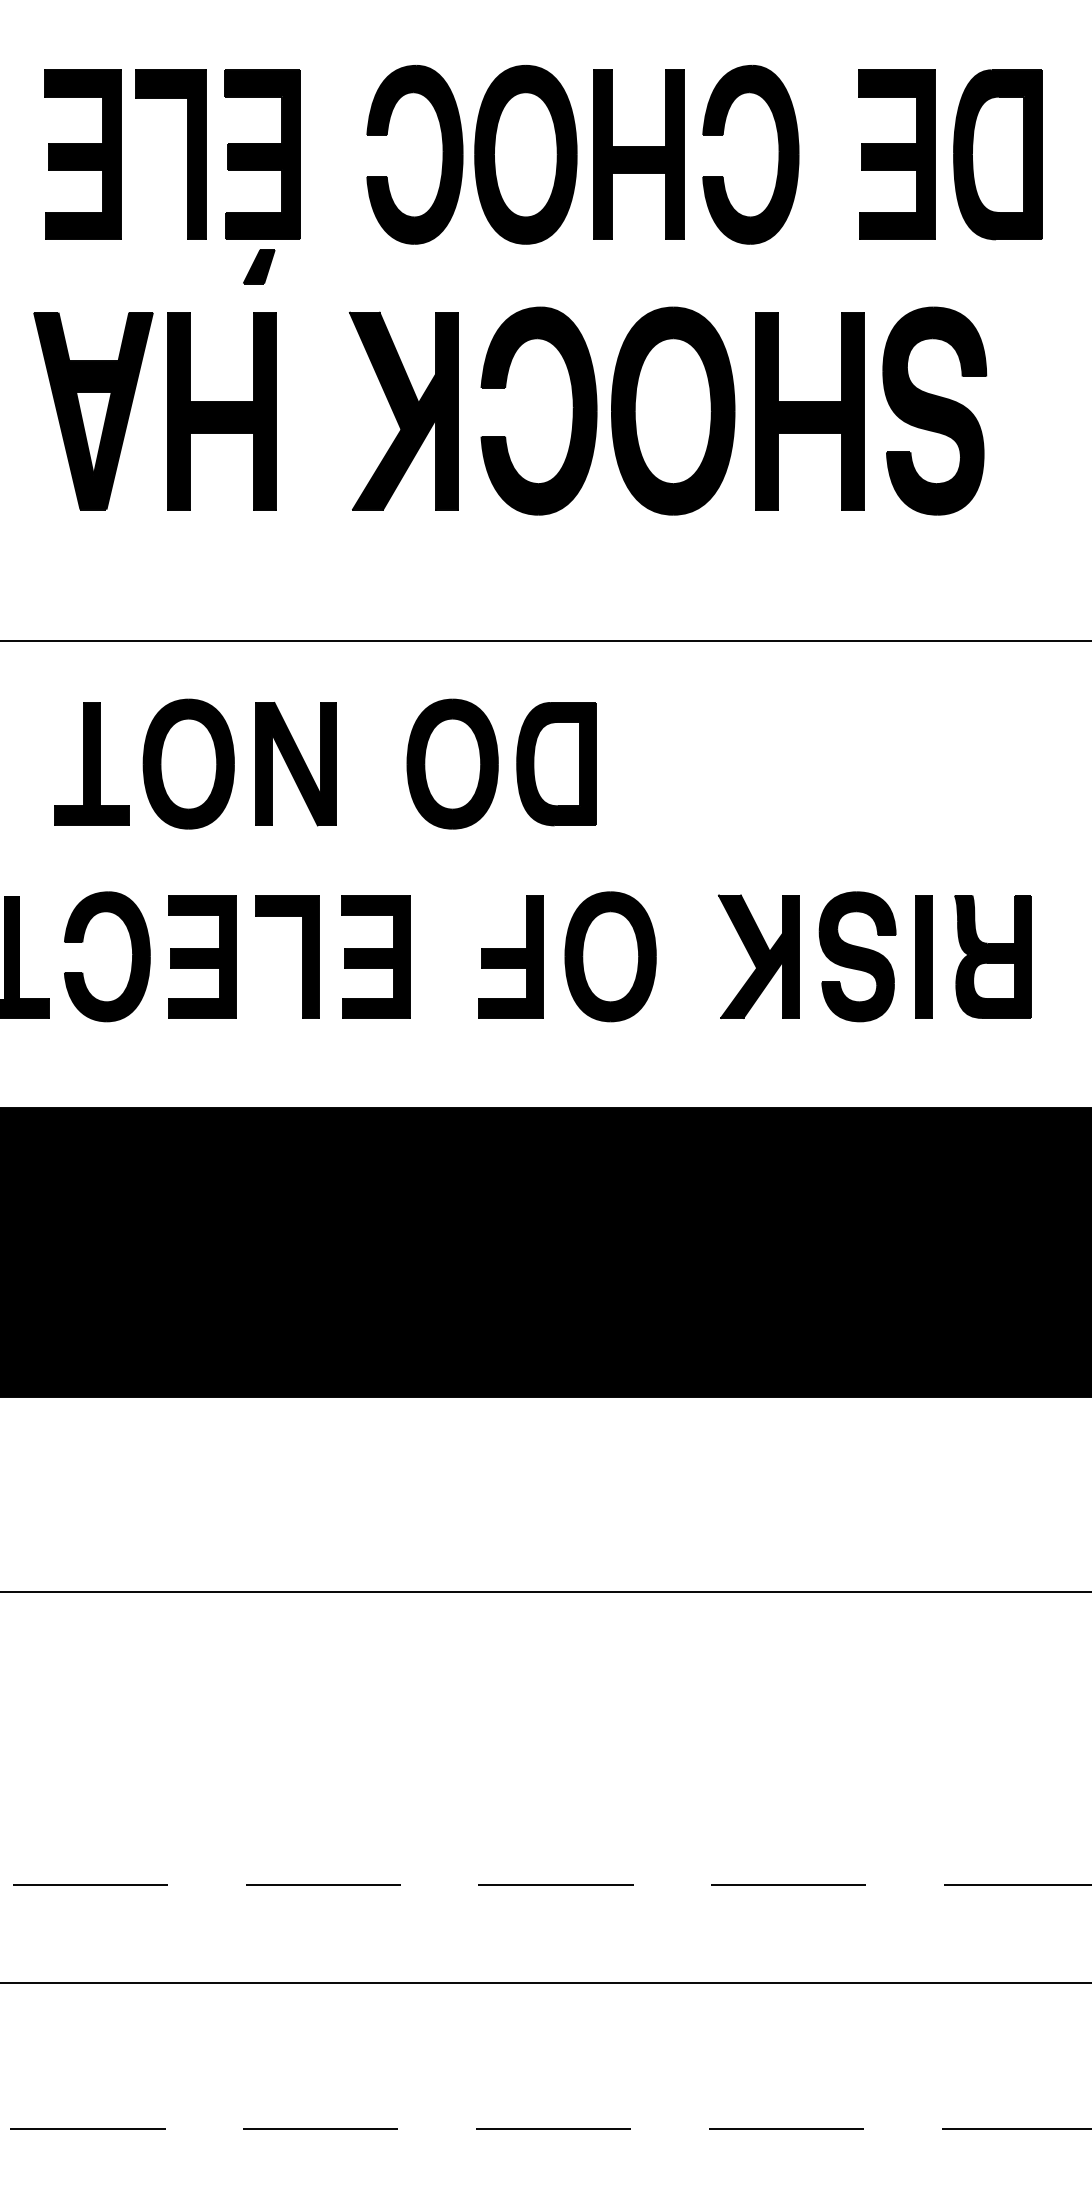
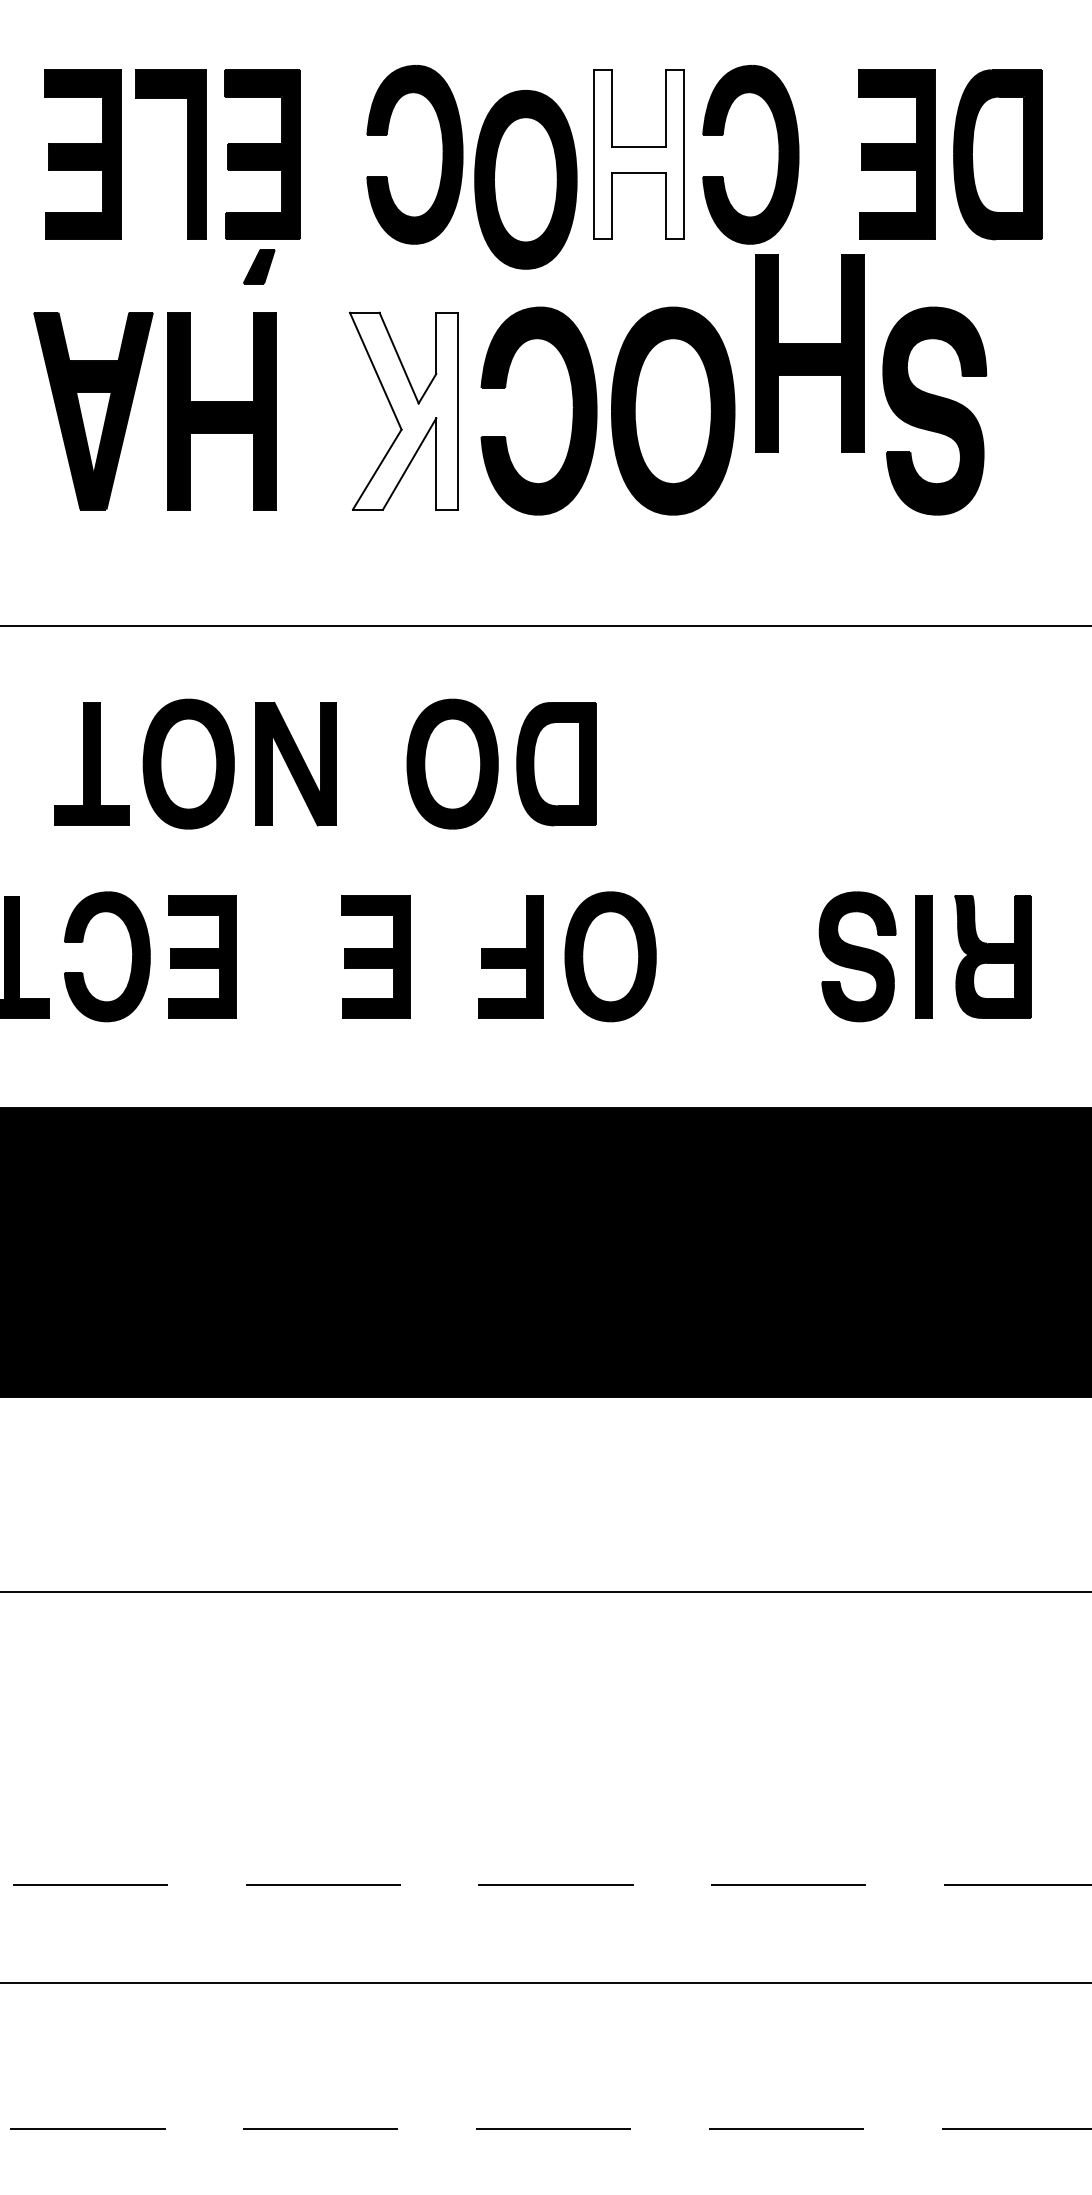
part position: (525, 154) -> (525, 179) (525, 179)
fill: present -> none (638, 154)
fill: present -> none (403, 410)
part position: (809, 411) -> (809, 353) (809, 353)
line position: (545, 640) -> (545, 625) (545, 625)
part: present -> none (302, 956)
part: present -> none (758, 956)
